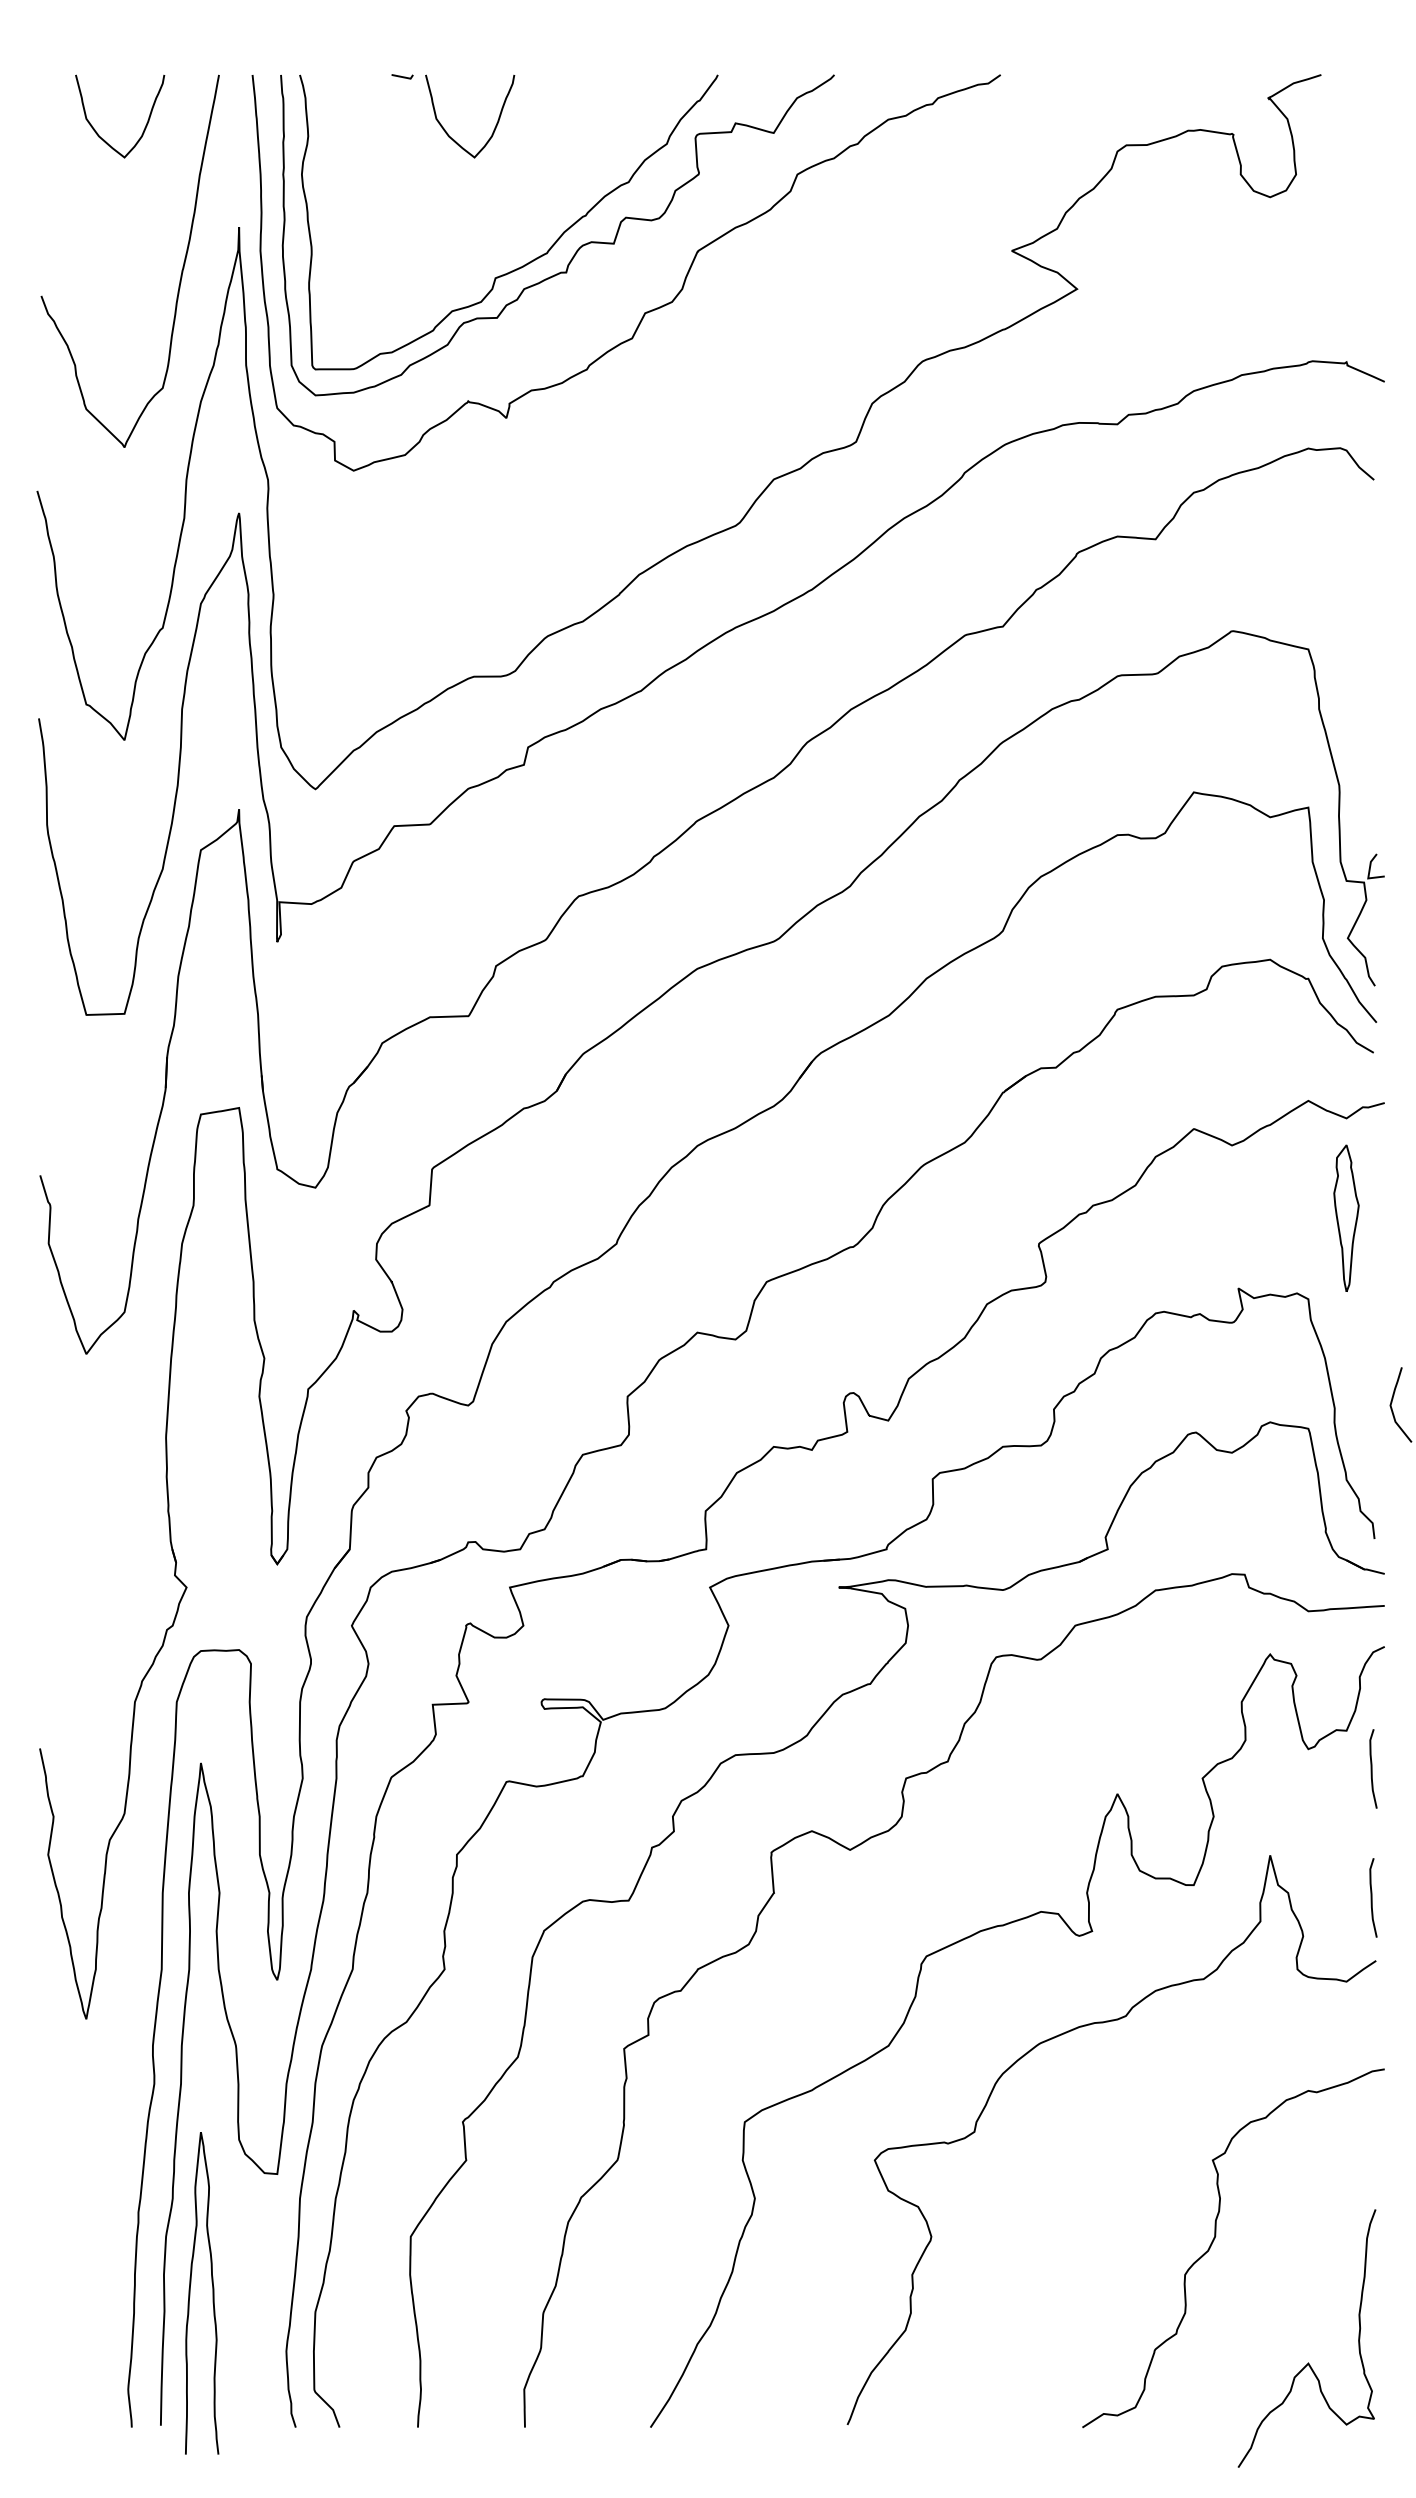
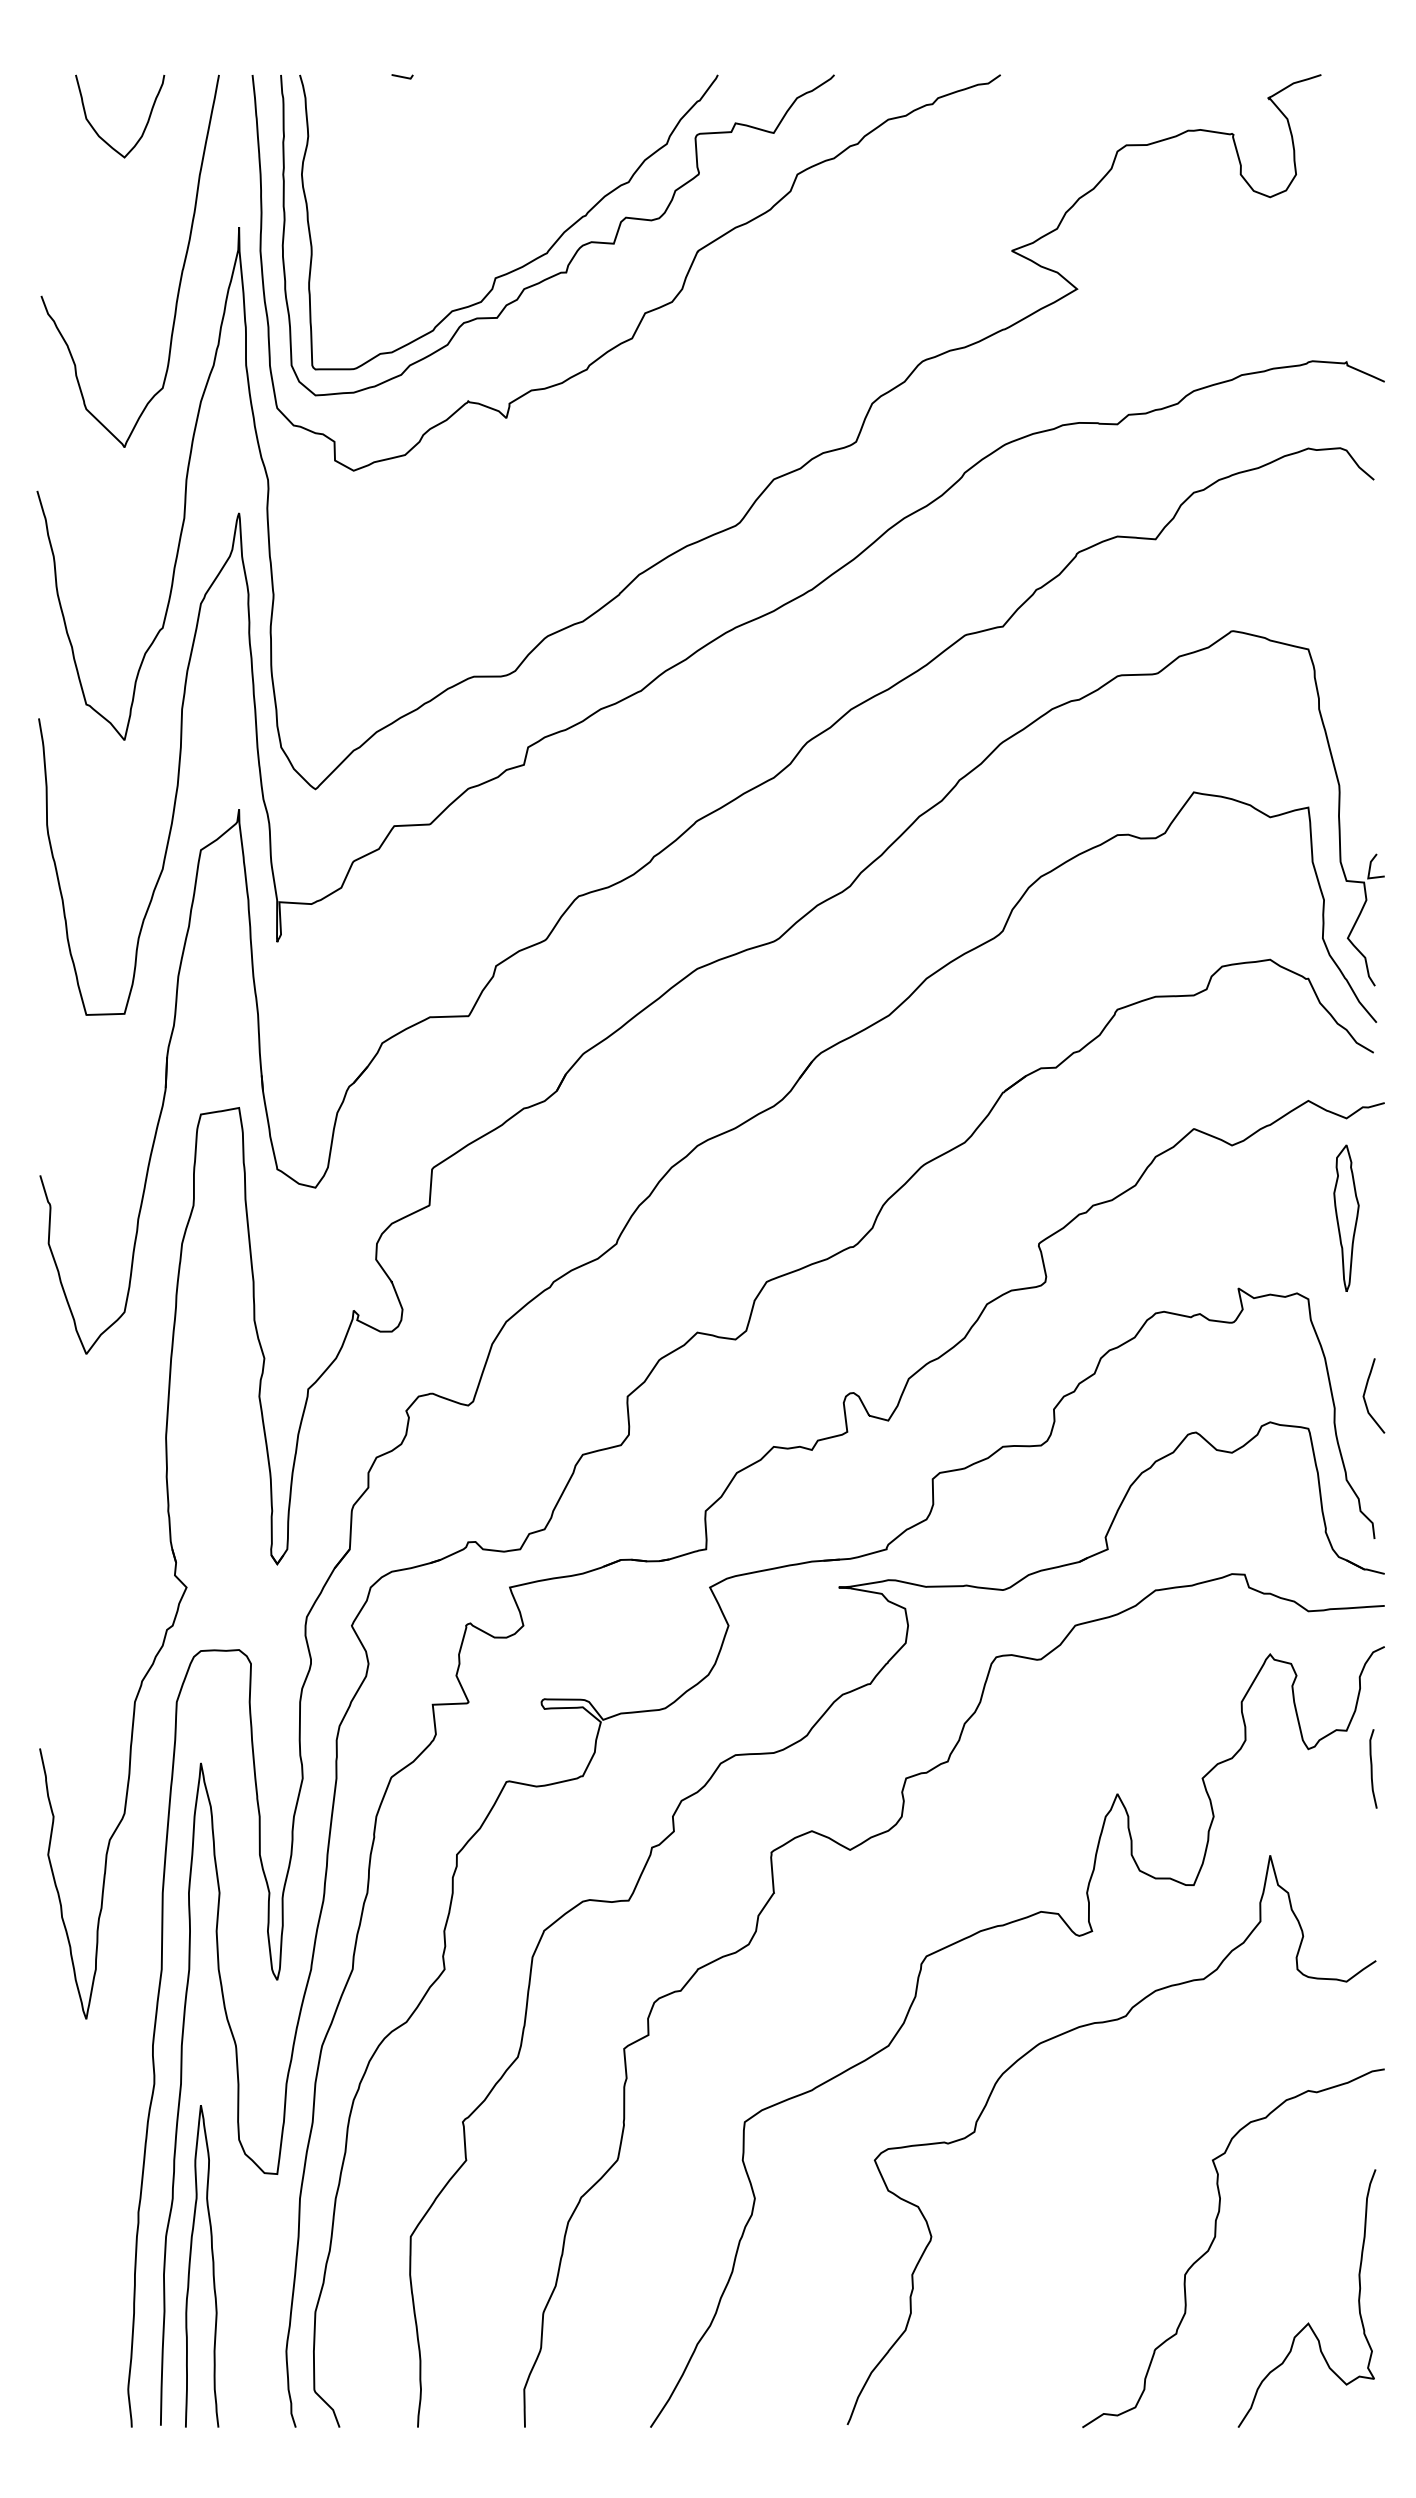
curve: present -> none (494, 127)
curve position: (1392, 1402) -> (1365, 1393) (1365, 1393)
curve: present -> none (1372, 1897)
curve position: (212, 2293) -> (212, 2266) (212, 2266)
curve position: (1308, 2362) -> (1308, 2322) (1308, 2322)
